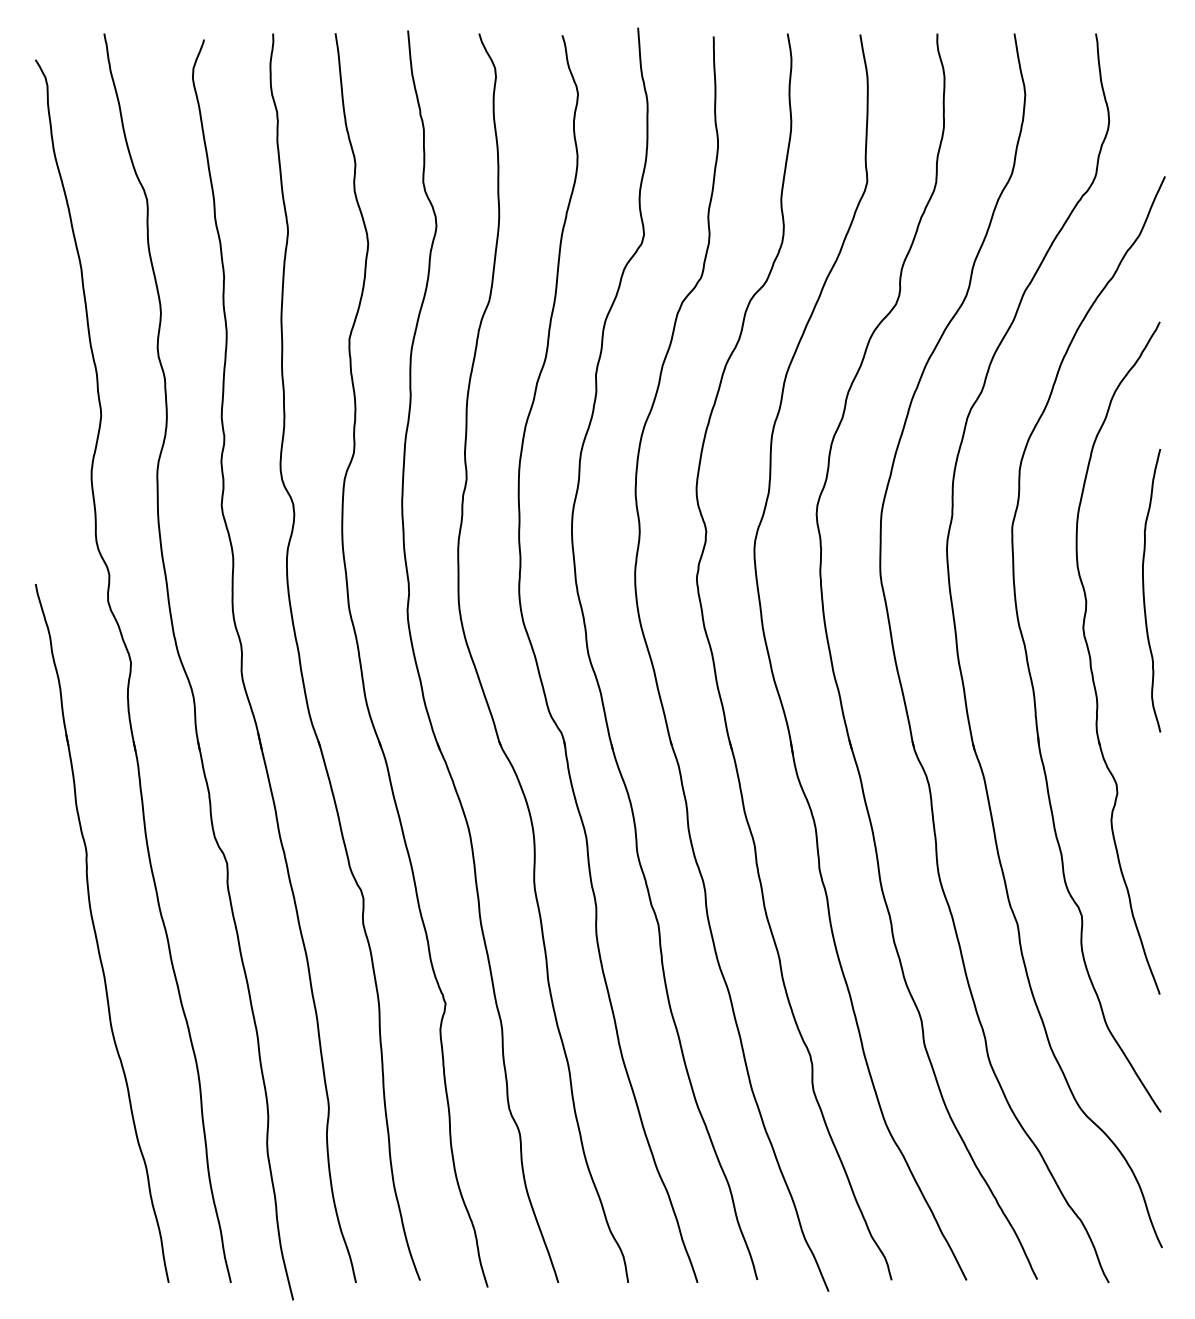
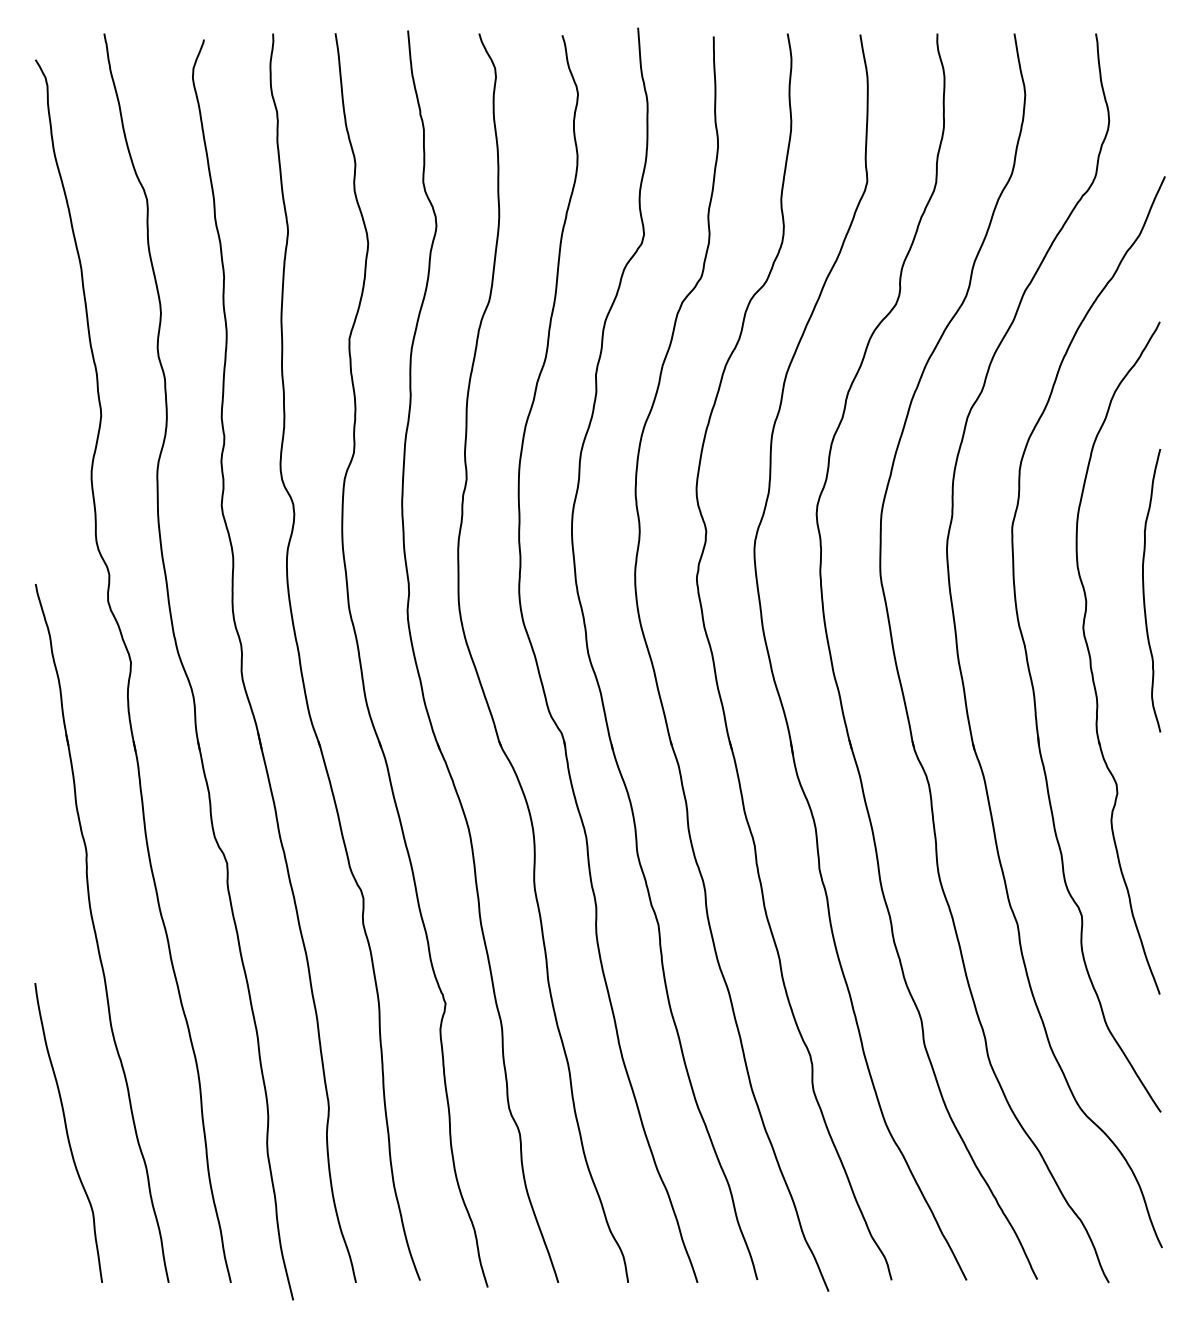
curve: none -> present (67, 1132)
